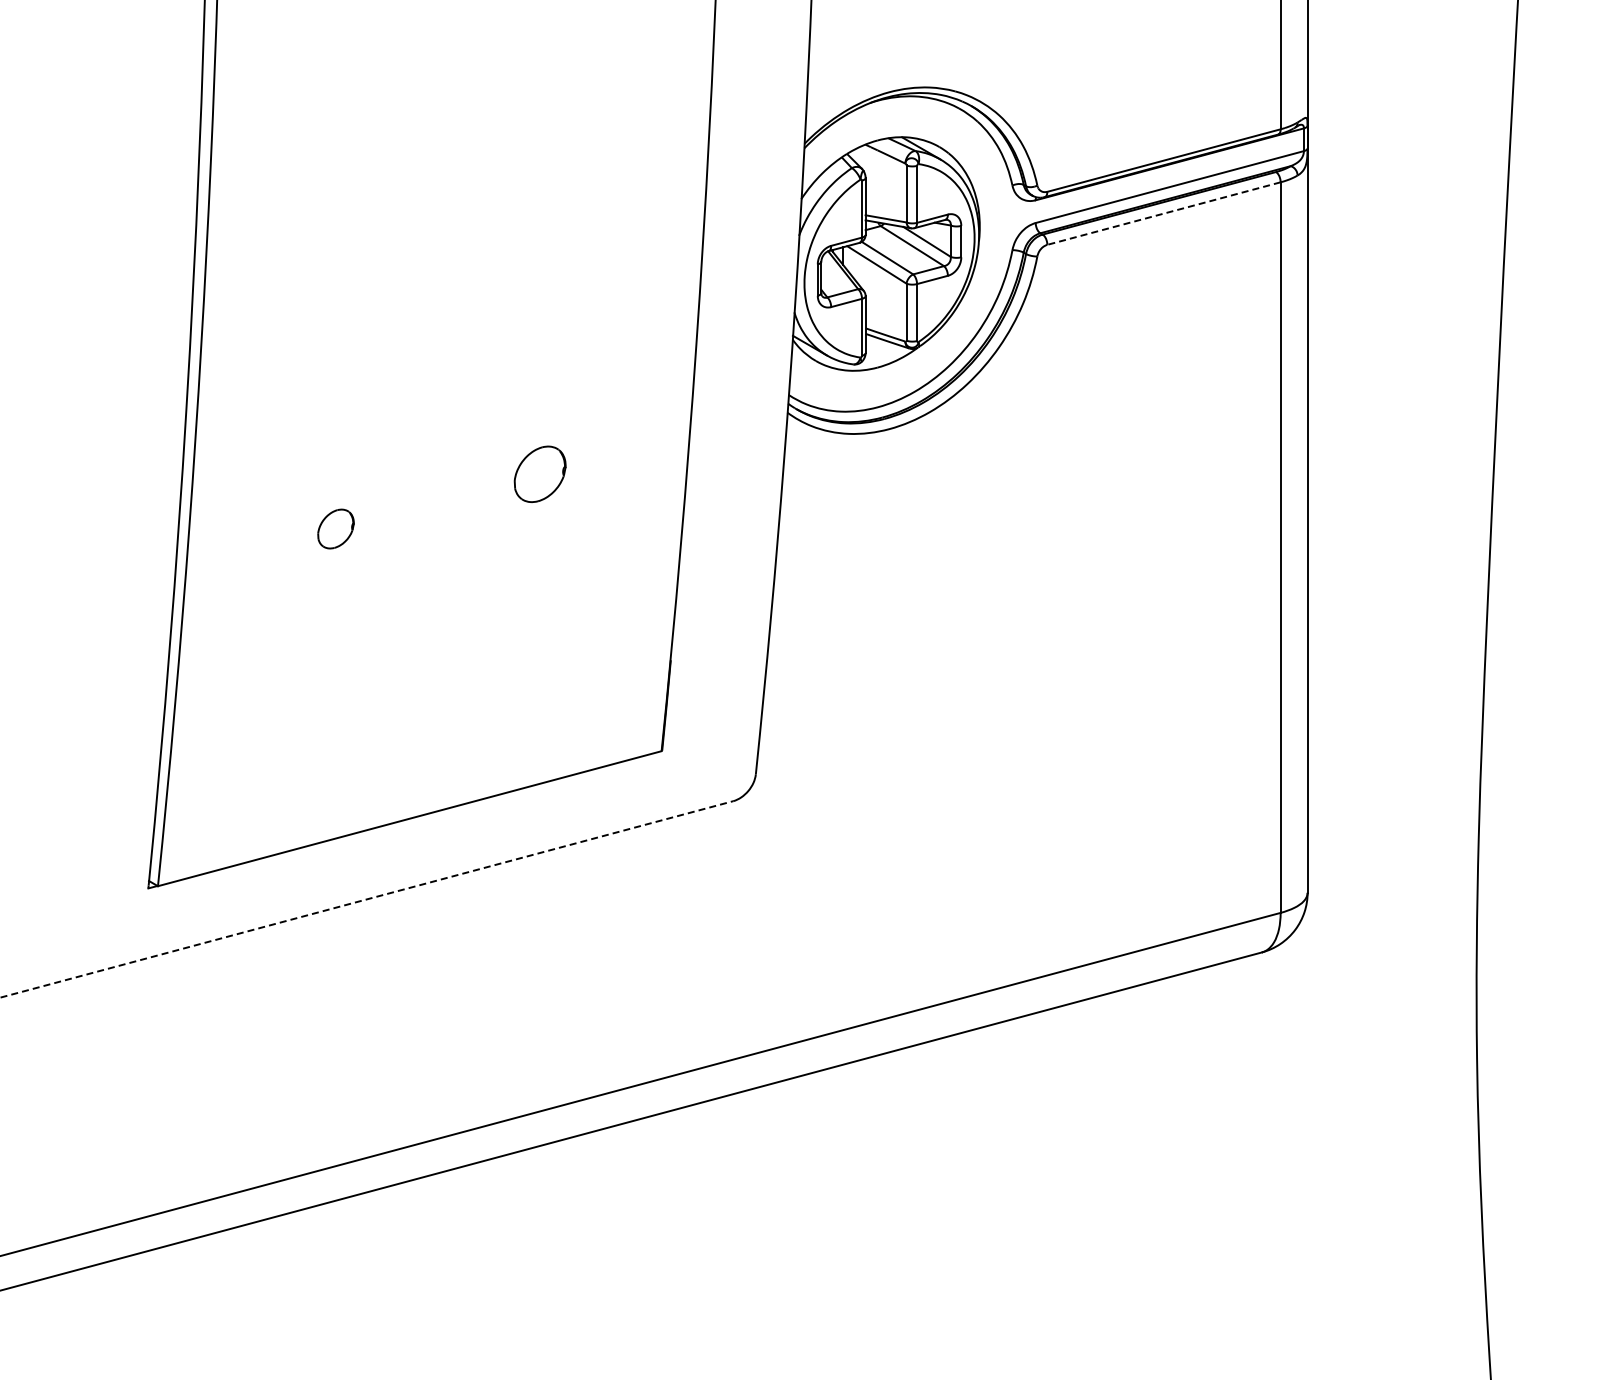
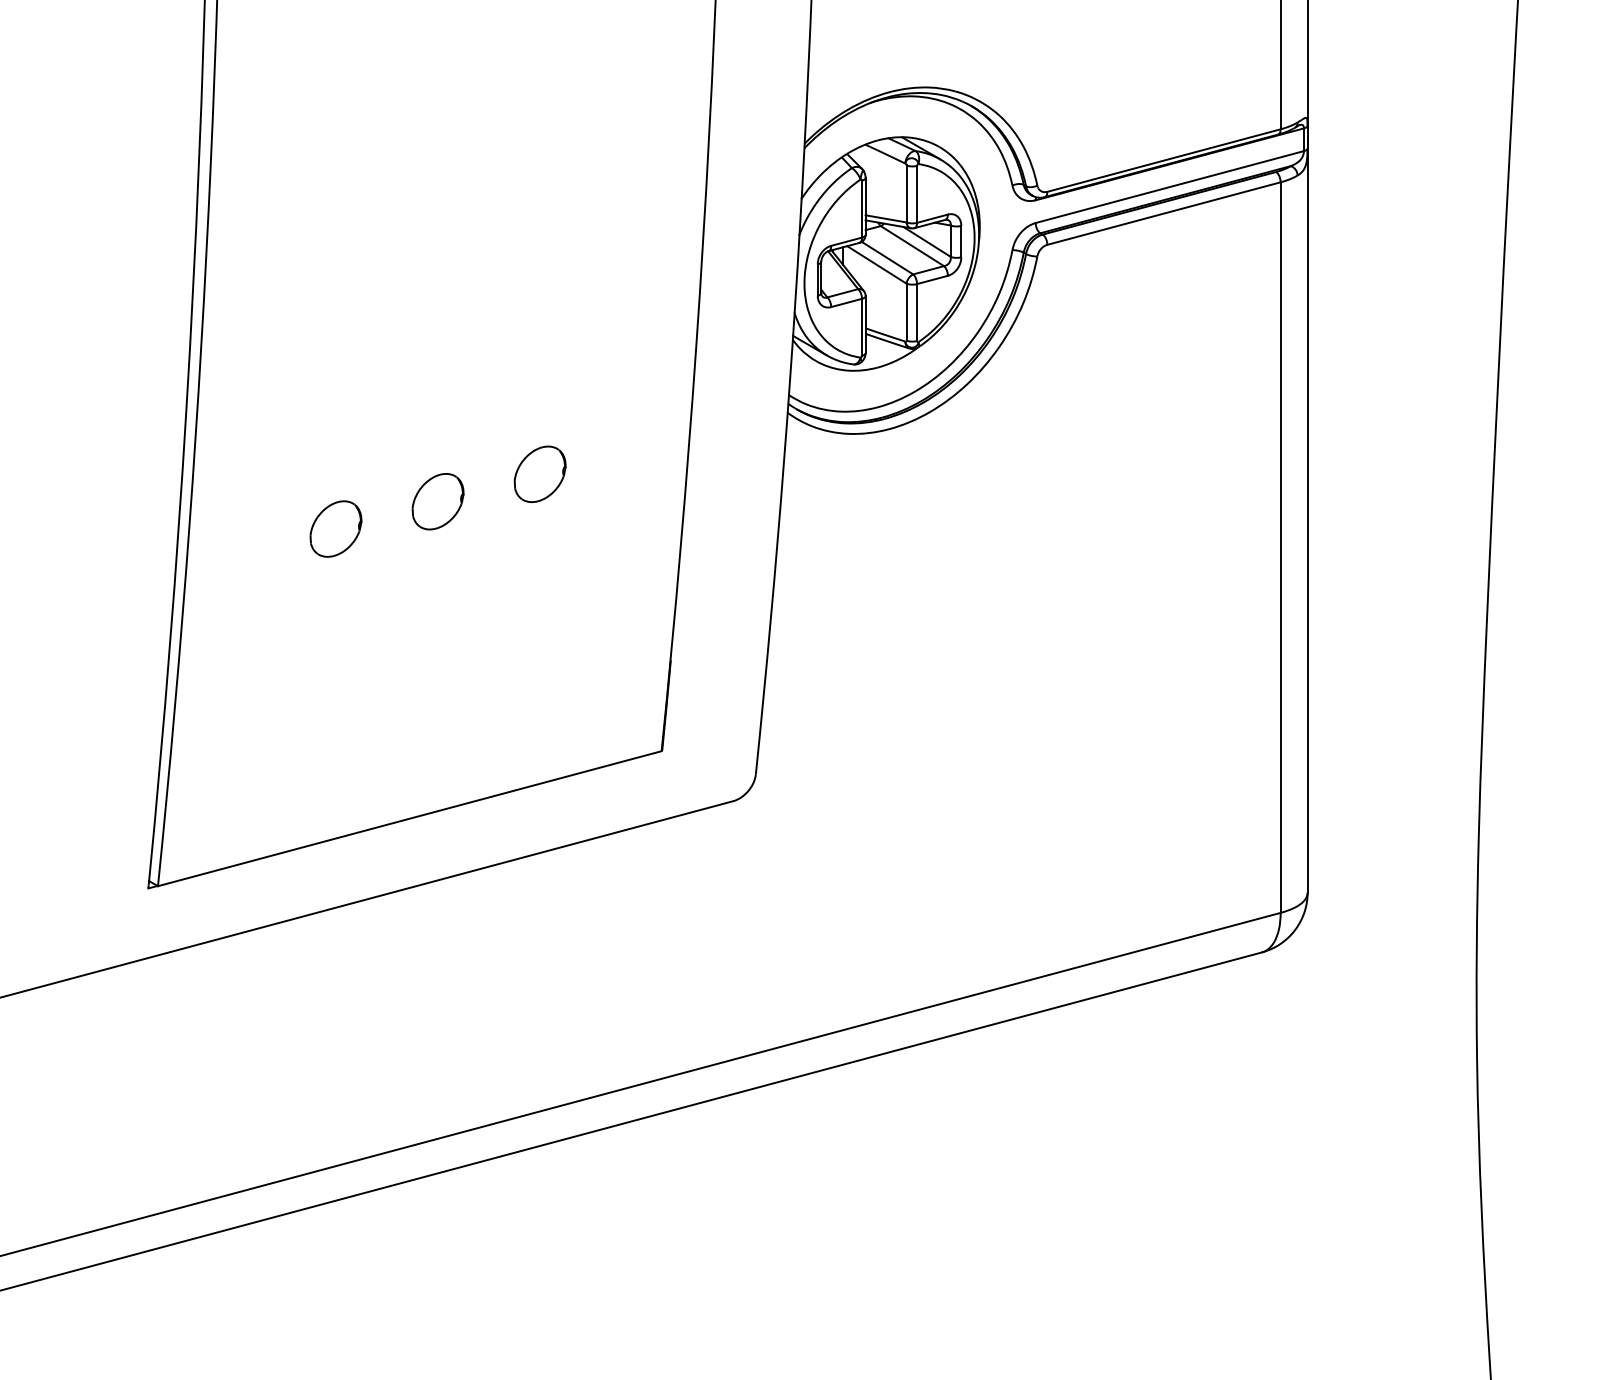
line: dashed -> solid (1163, 213)
part: none -> present (437, 501)
part size: 38x42 px -> 54x58 px (335, 528)
line: dashed -> solid (367, 899)
